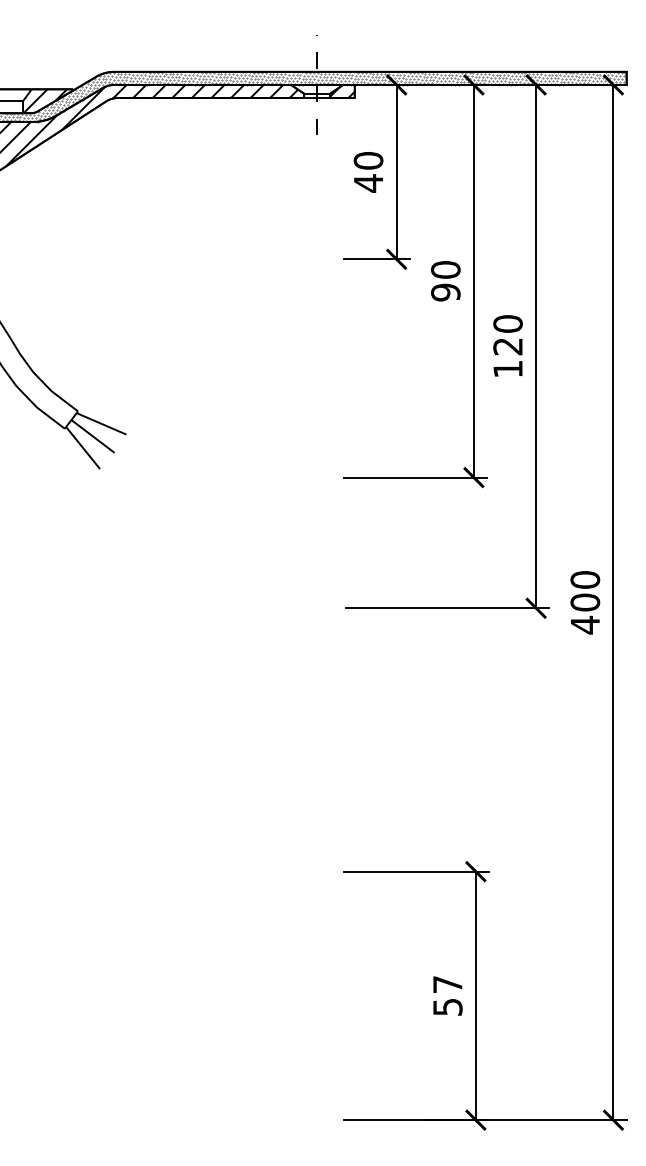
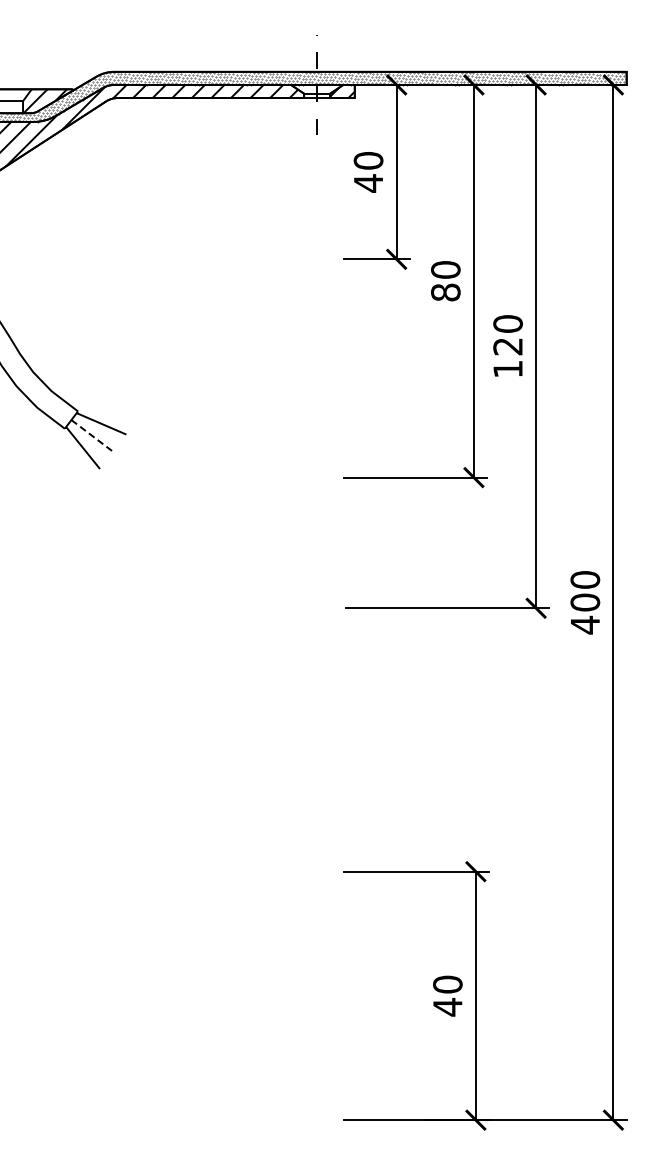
text: 90 -> 80 (445, 292)
line: solid -> dashed (93, 436)
text: 57 -> 40 (447, 995)
